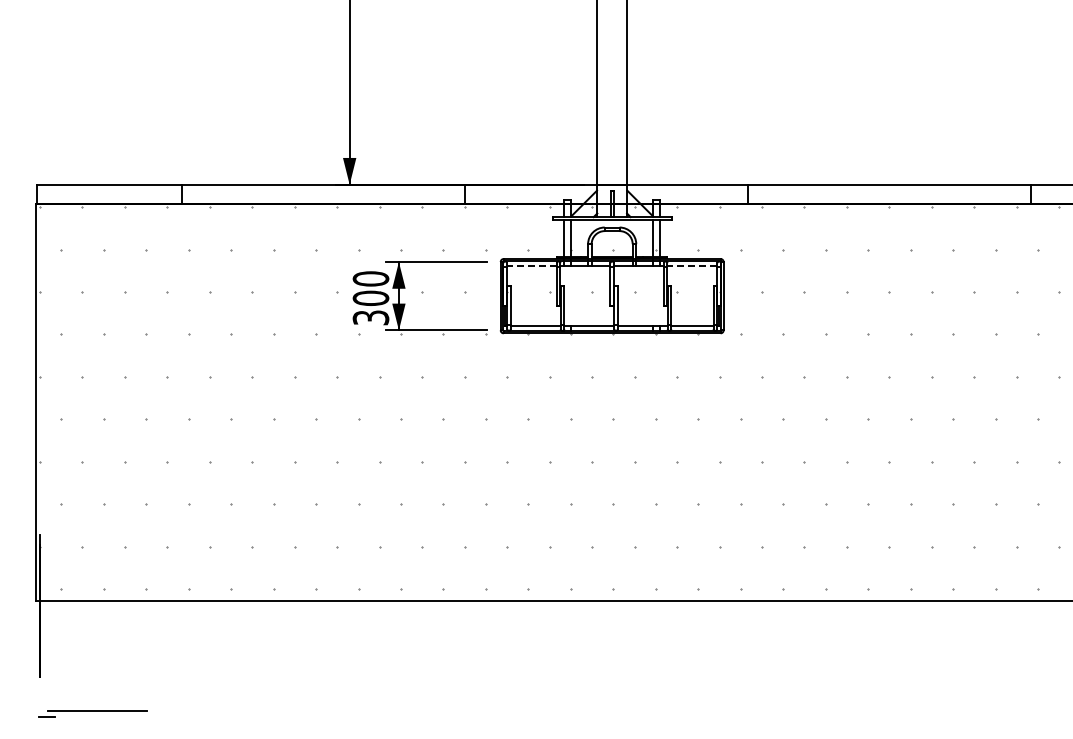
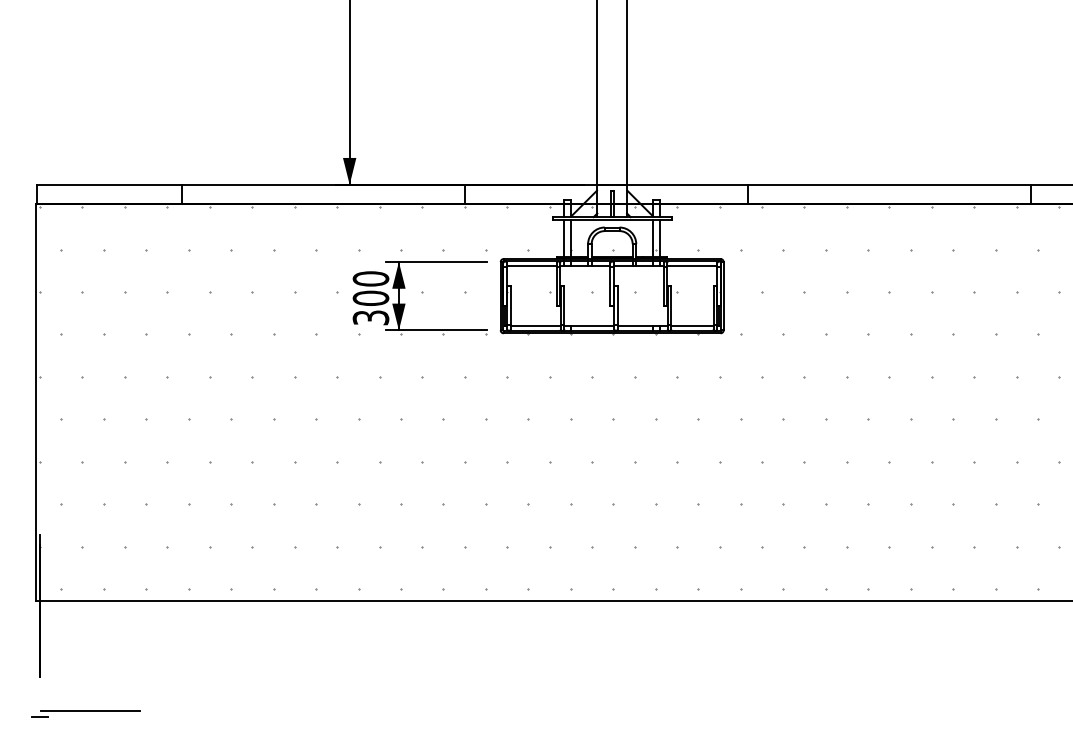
line: dashed -> solid (531, 266)
line: dashed -> solid (692, 266)
part position: (92, 713) -> (85, 713) (85, 713)
